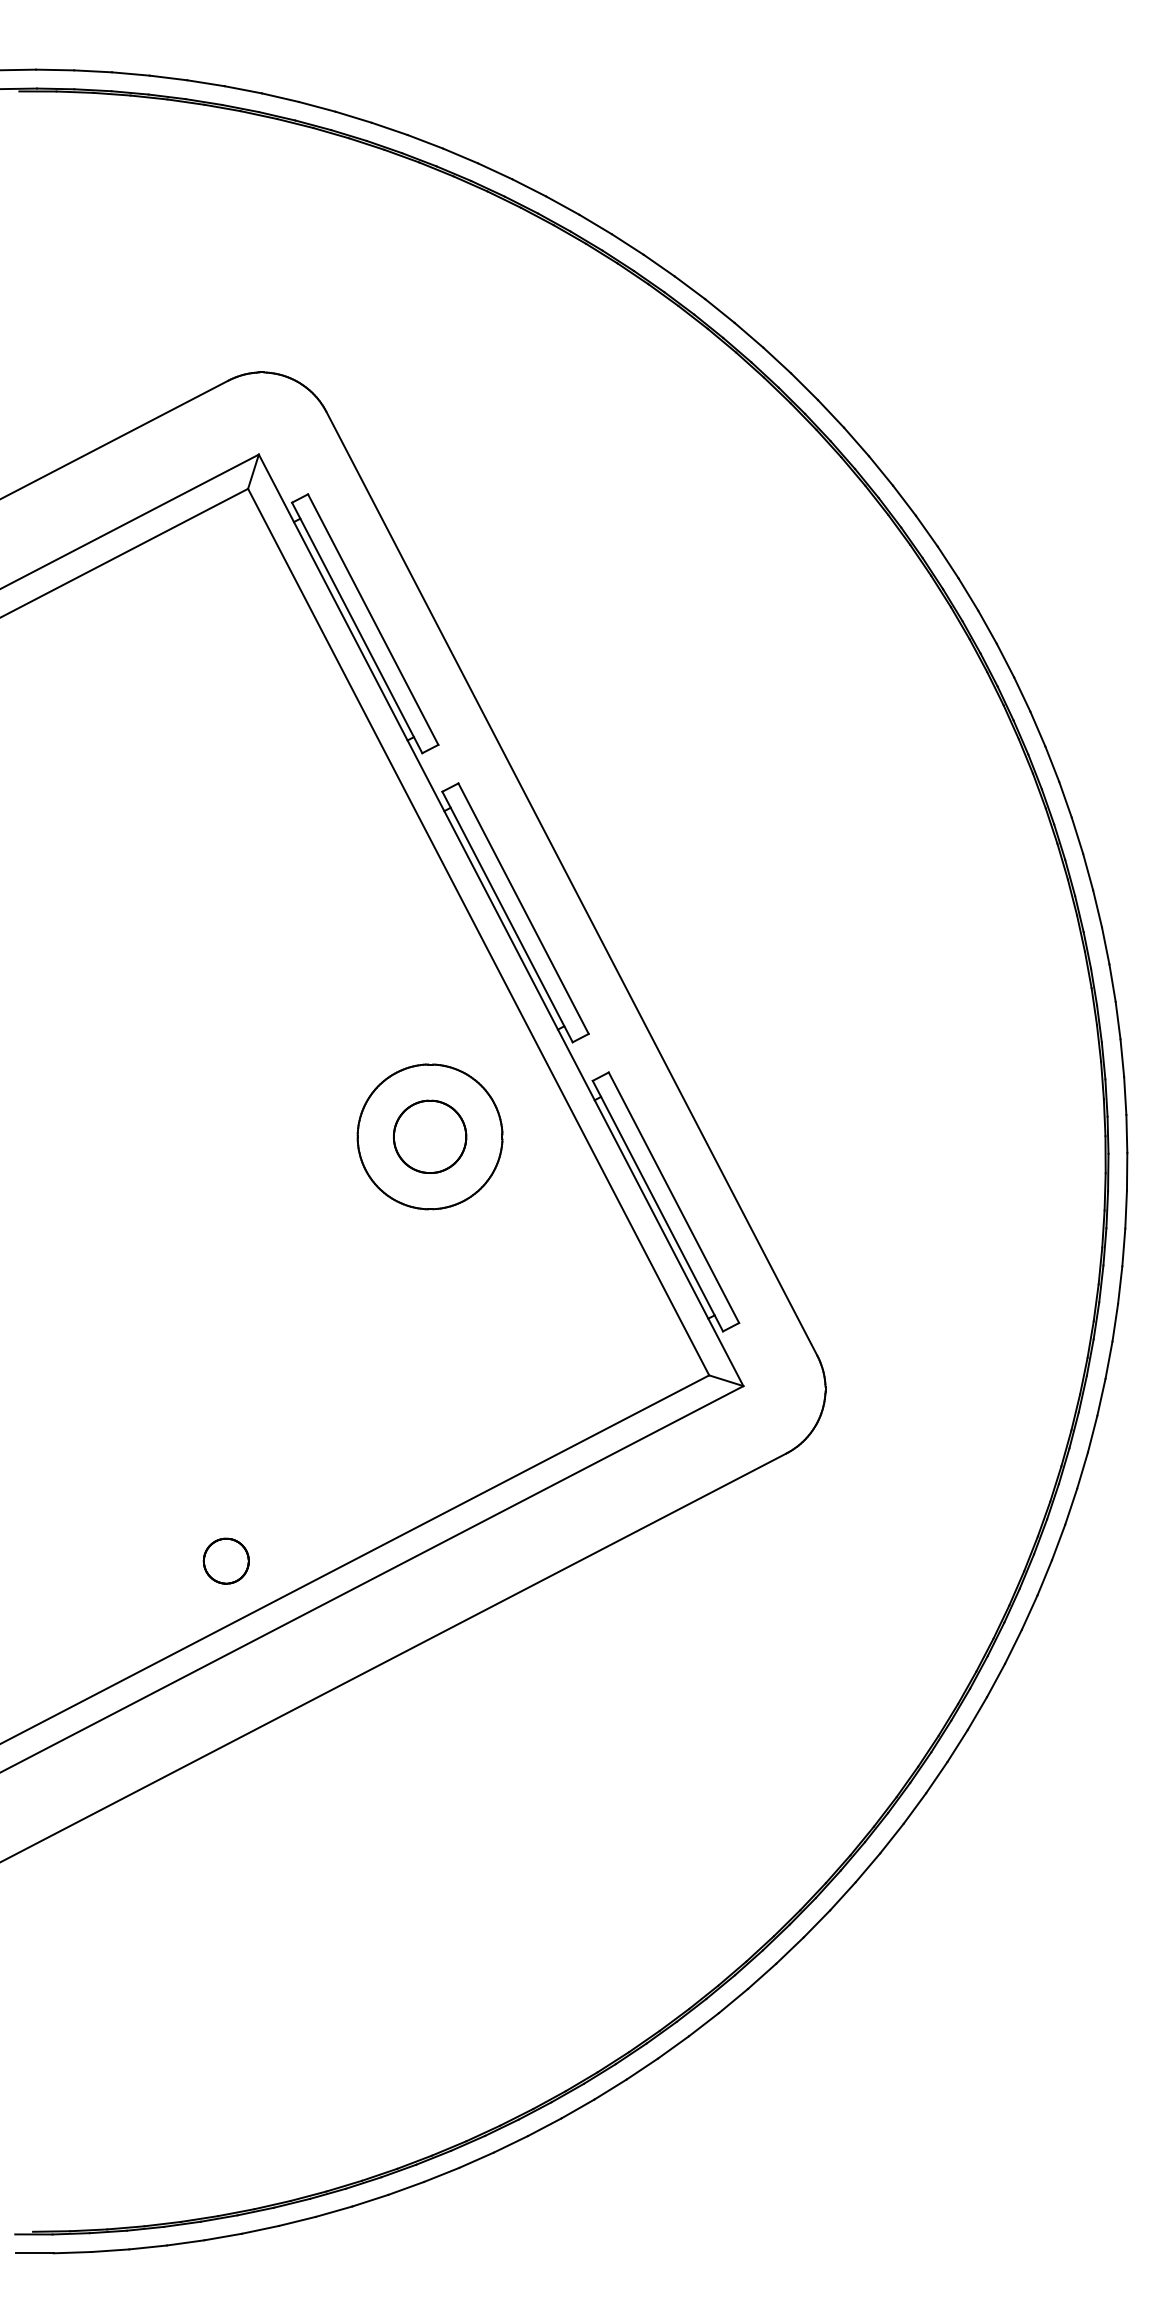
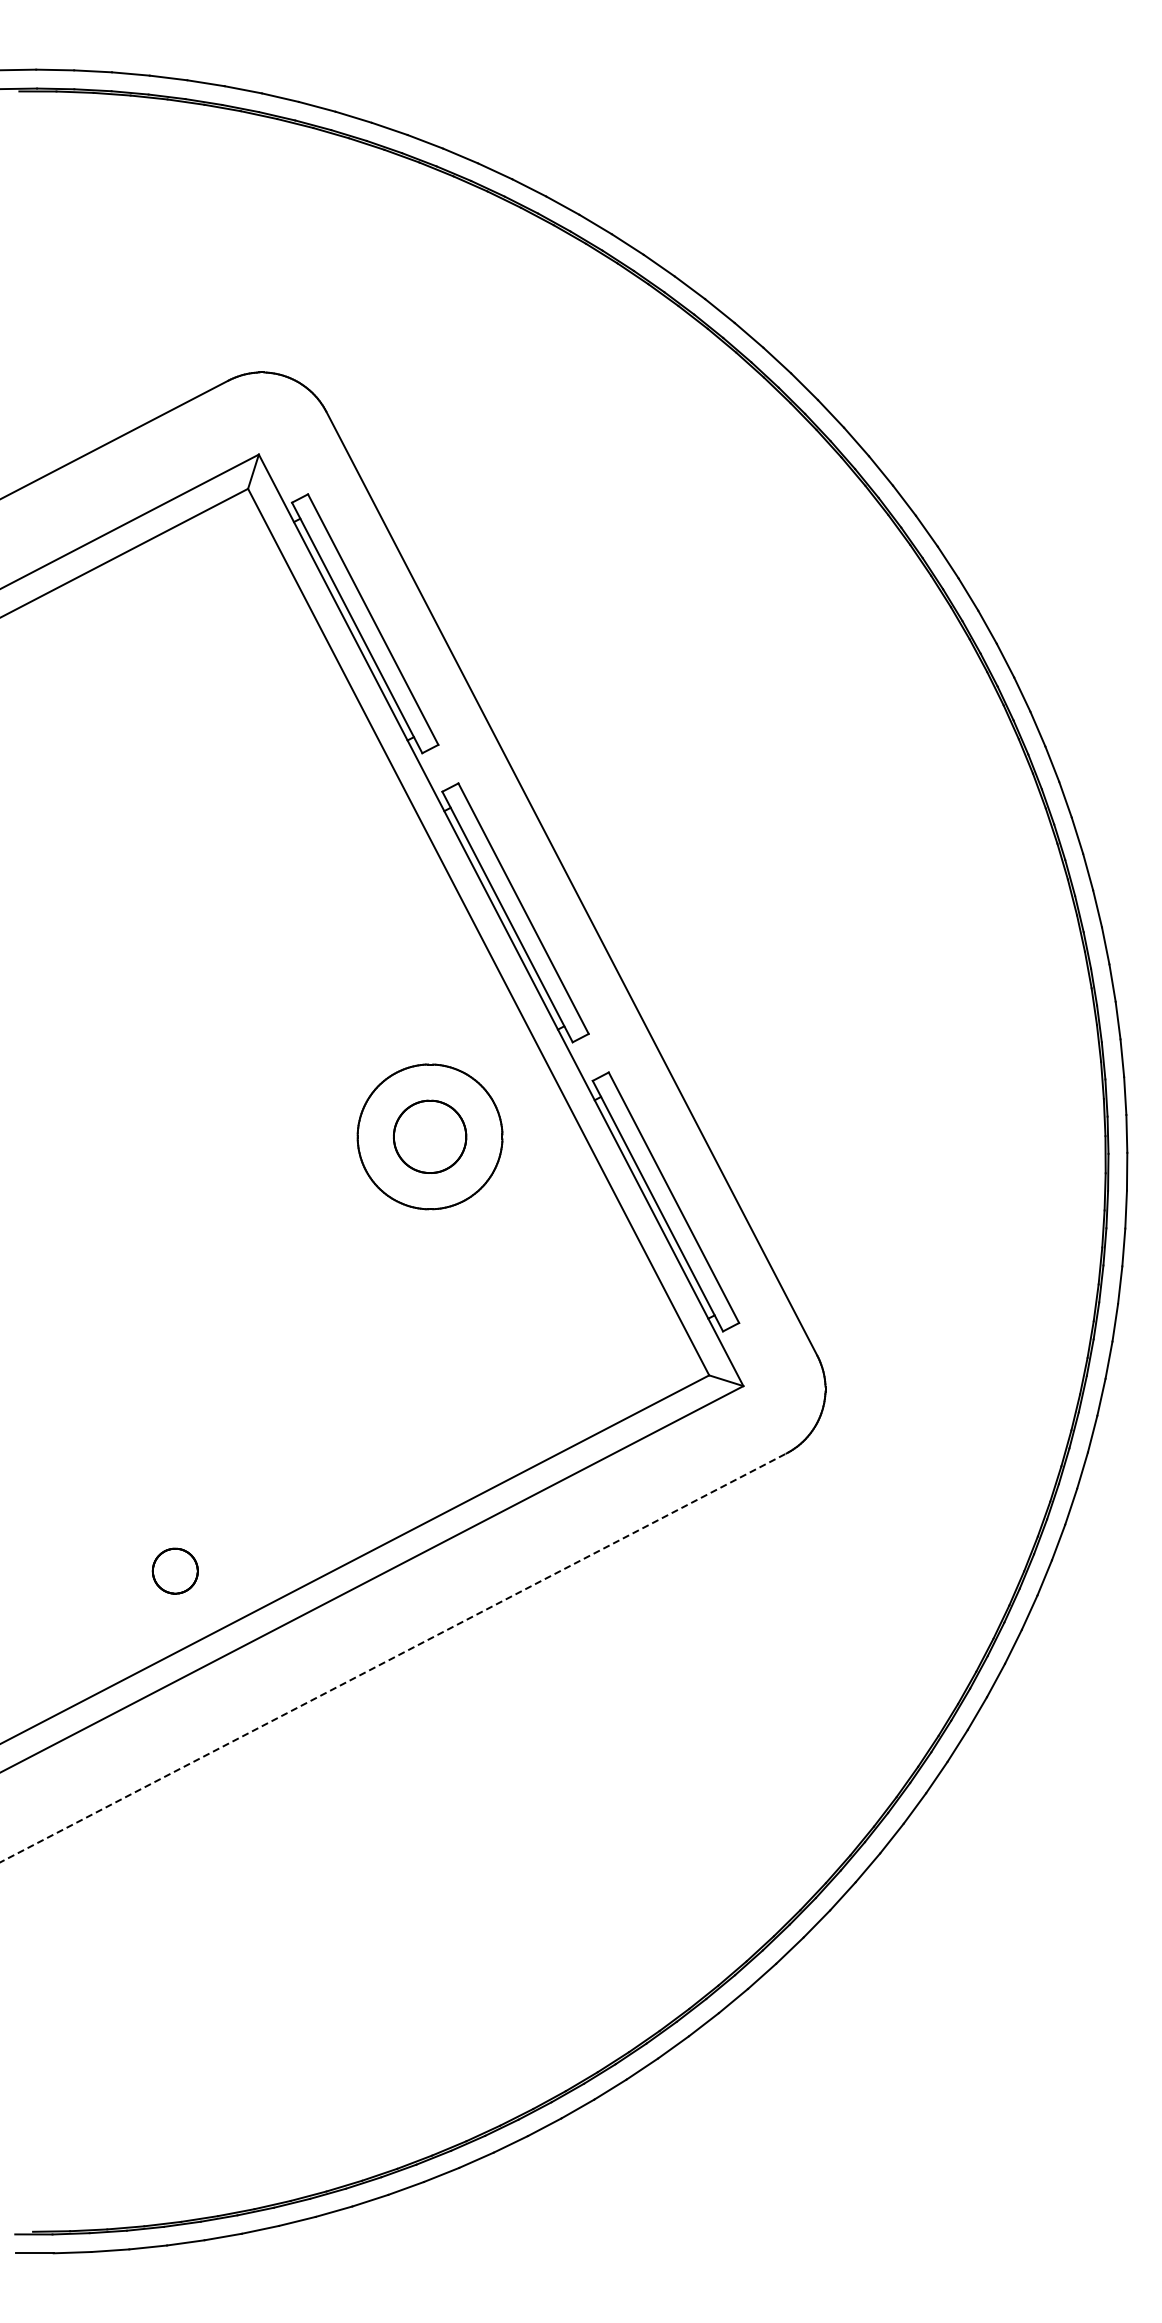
part position: (225, 1560) -> (174, 1570) (174, 1570)
line: solid -> dashed (393, 1657)
